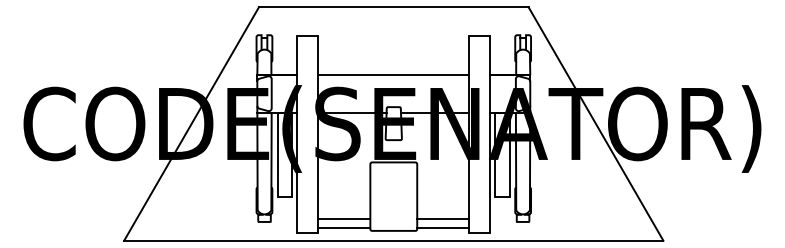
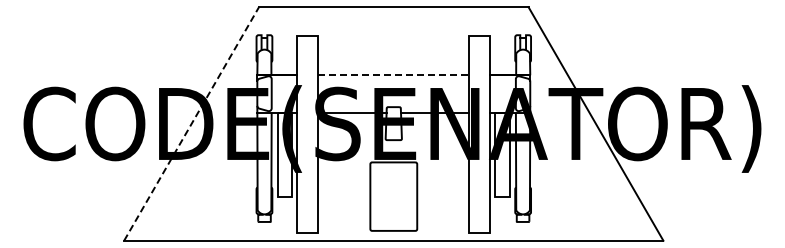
line: solid -> dashed (393, 74)
line: solid -> dashed (191, 124)
line: present -> none (344, 219)
line: present -> none (443, 219)
line: present -> none (344, 228)
line: present -> none (443, 228)
